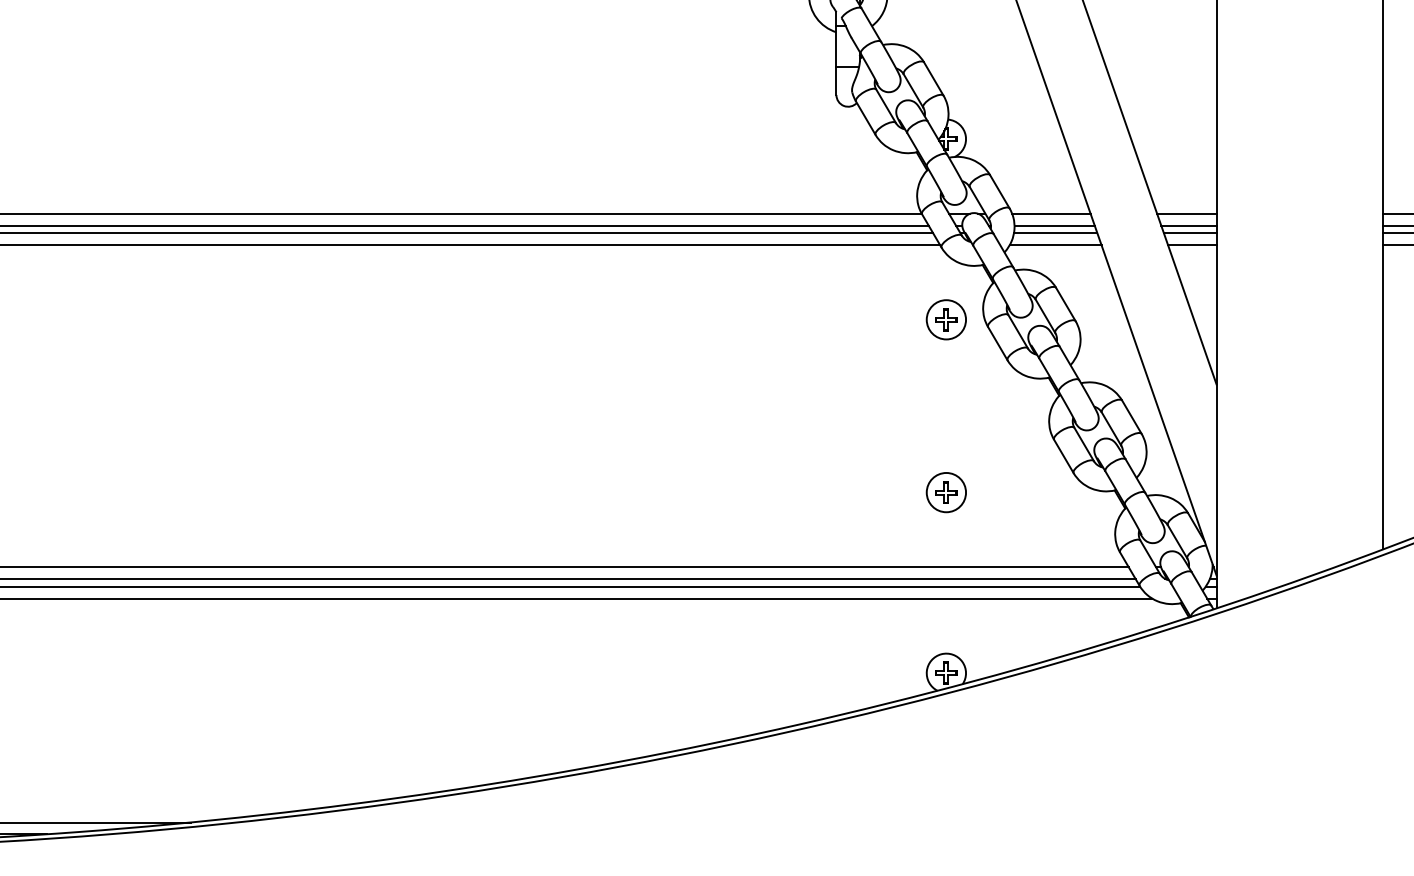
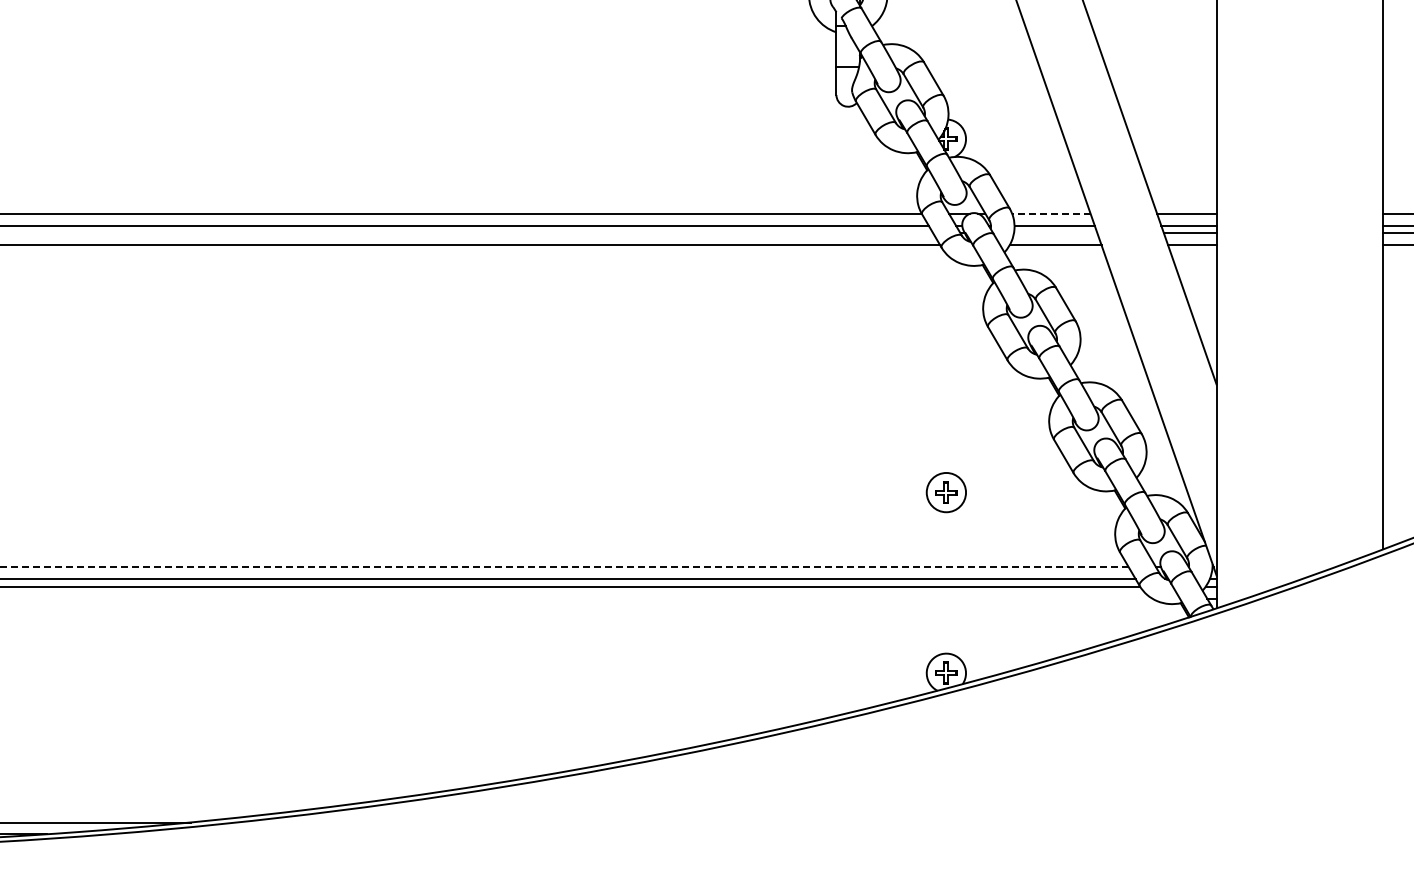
line: solid -> dashed (1050, 213)
line: present -> none (467, 233)
line: present -> none (1055, 233)
part: present -> none (945, 319)
line: solid -> dashed (564, 567)
line: present -> none (577, 598)
